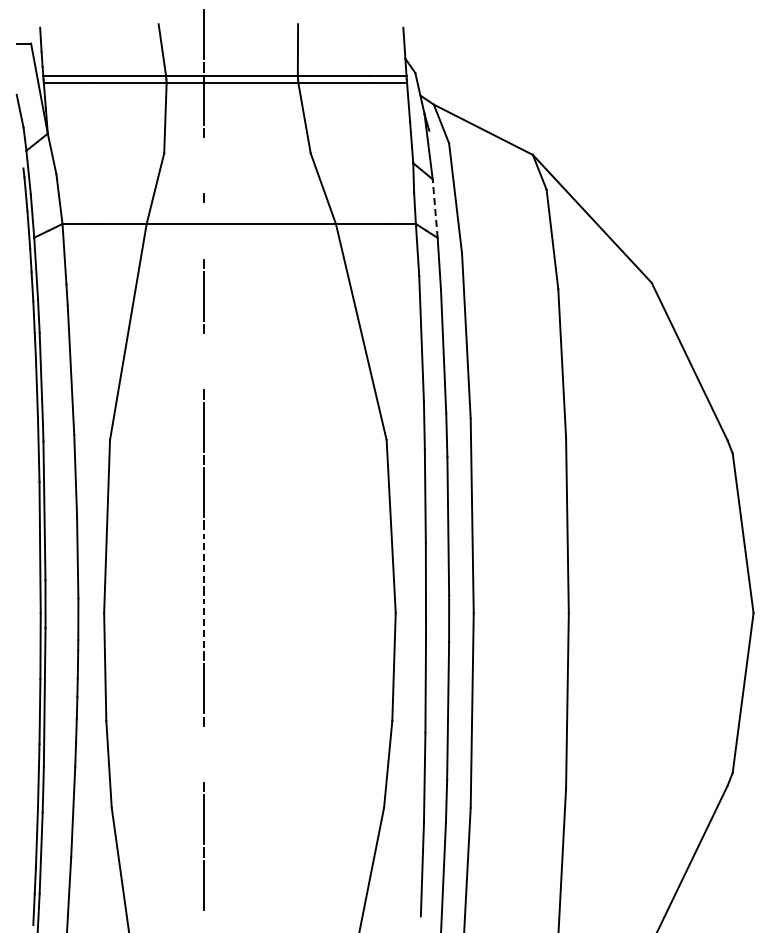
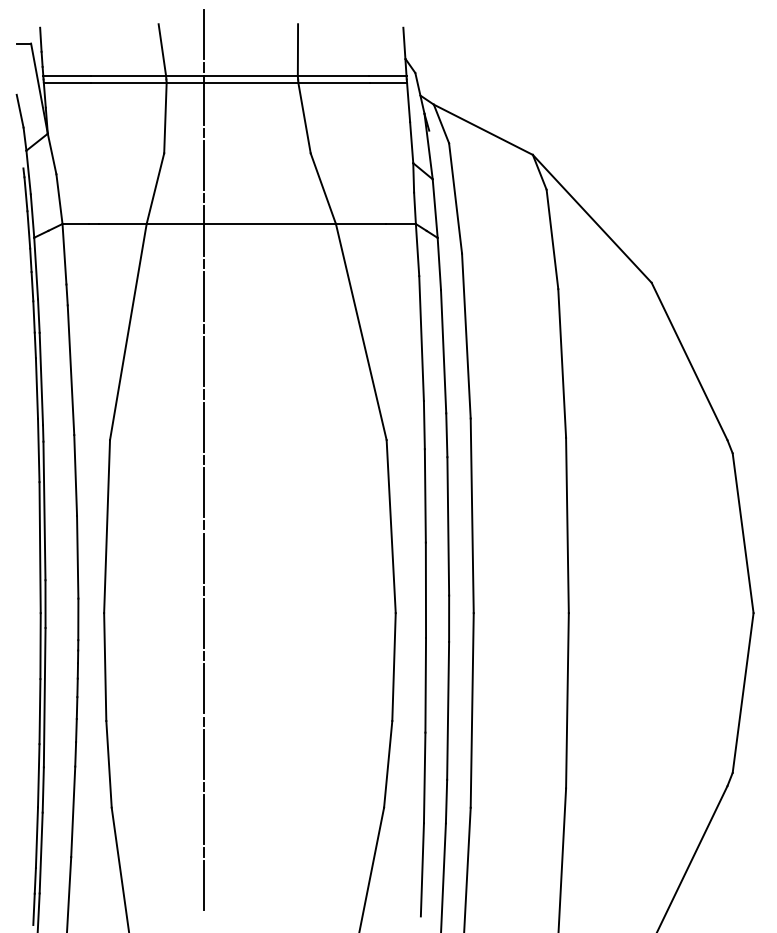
line: none -> present (204, 165)
line: dashed -> solid (435, 208)
line: none -> present (204, 230)
line: none -> present (204, 361)
line: dashed -> solid (204, 558)
line: dashed -> solid (204, 623)
line: none -> present (204, 753)
